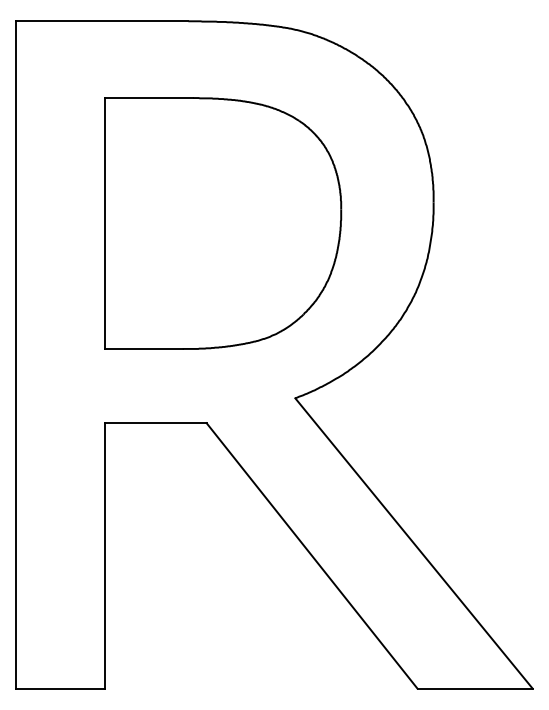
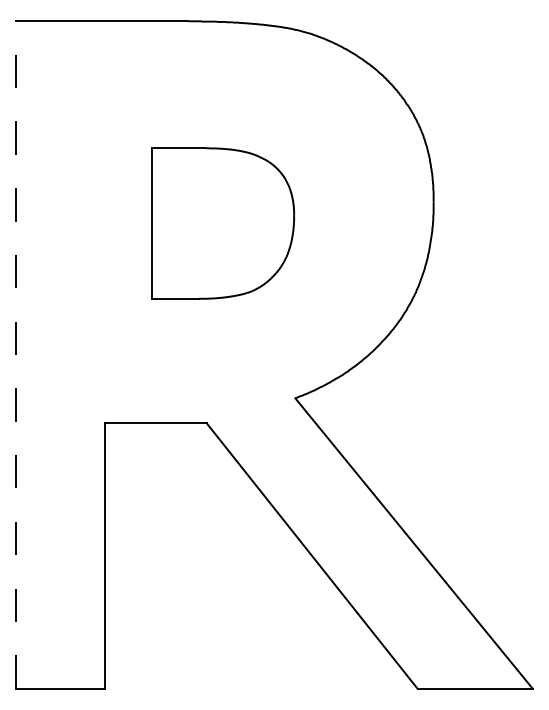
part size: 239x253 px -> 144x153 px (222, 223)
line: solid -> dashed (16, 355)
